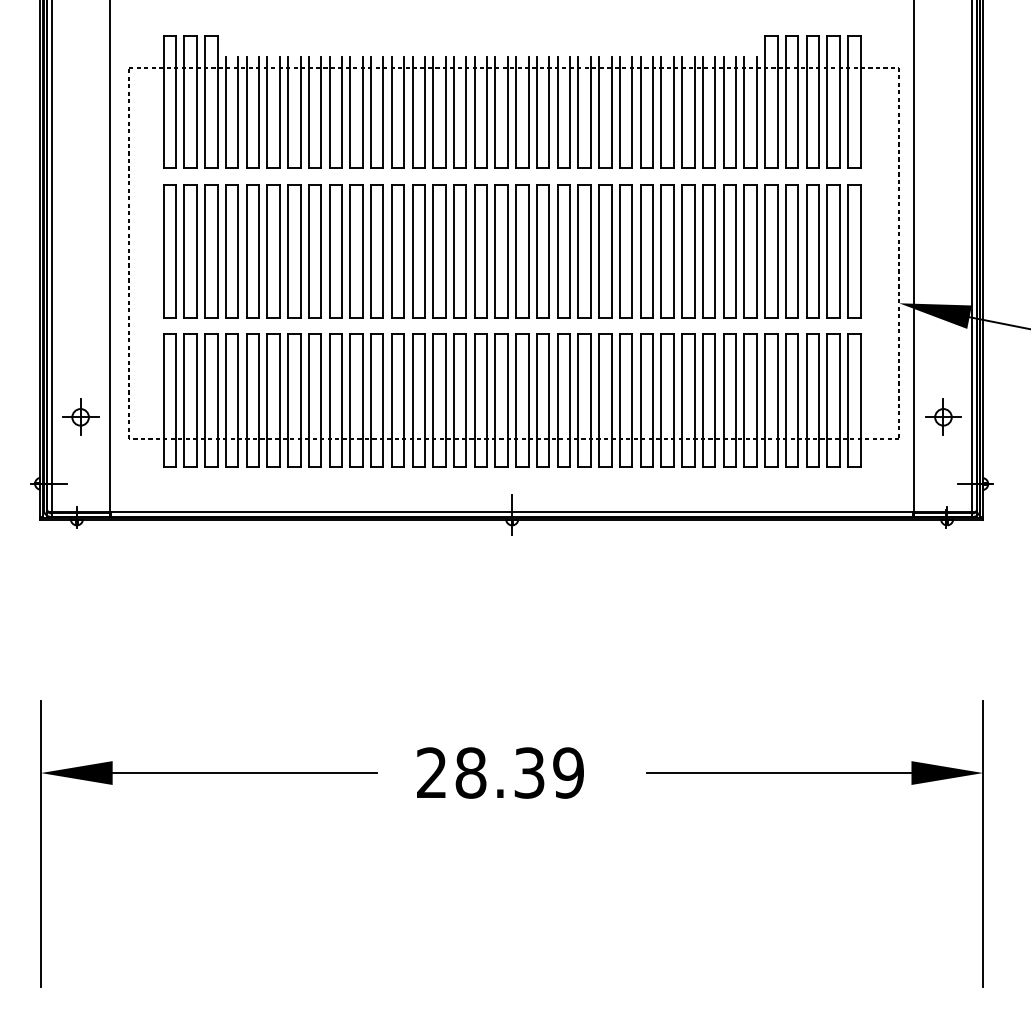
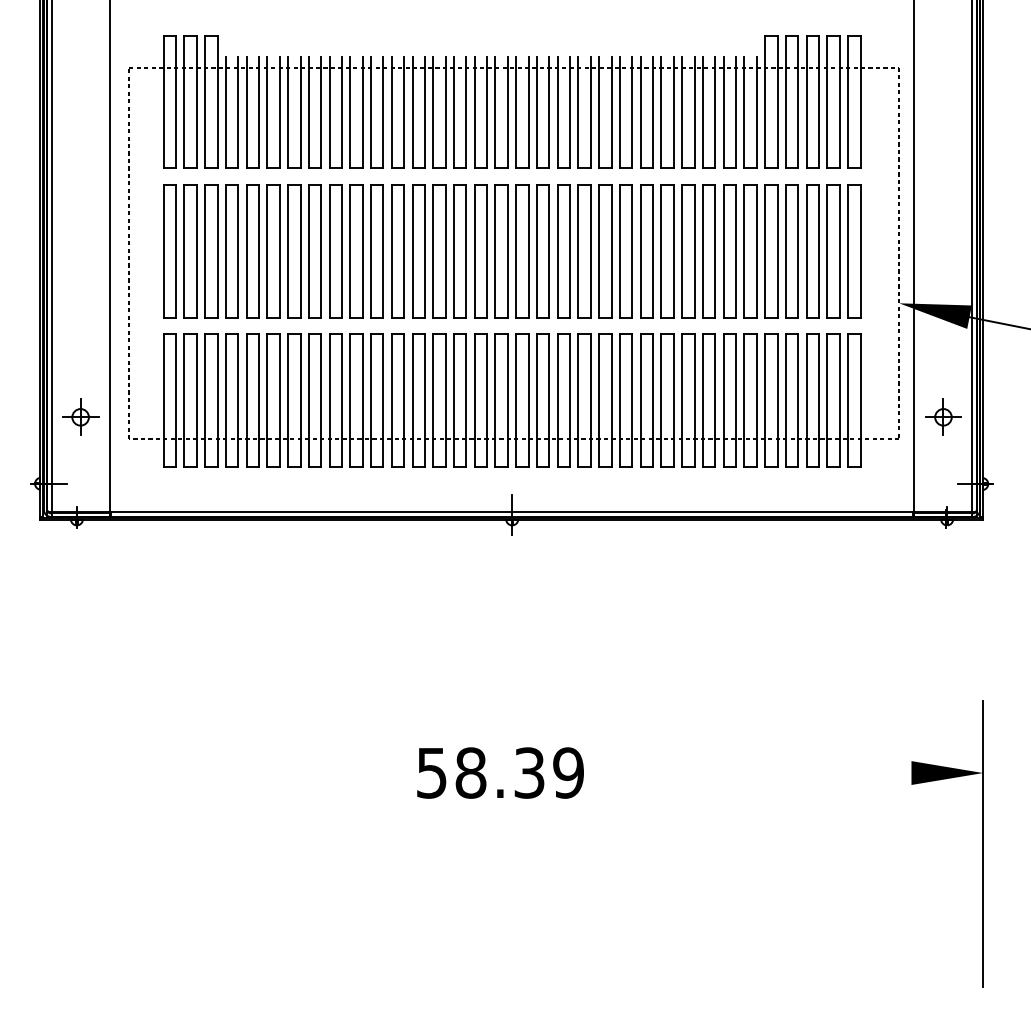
text: 28.39 -> 58.39 (431, 772)
part: present -> none (208, 773)
line: present -> none (779, 773)
